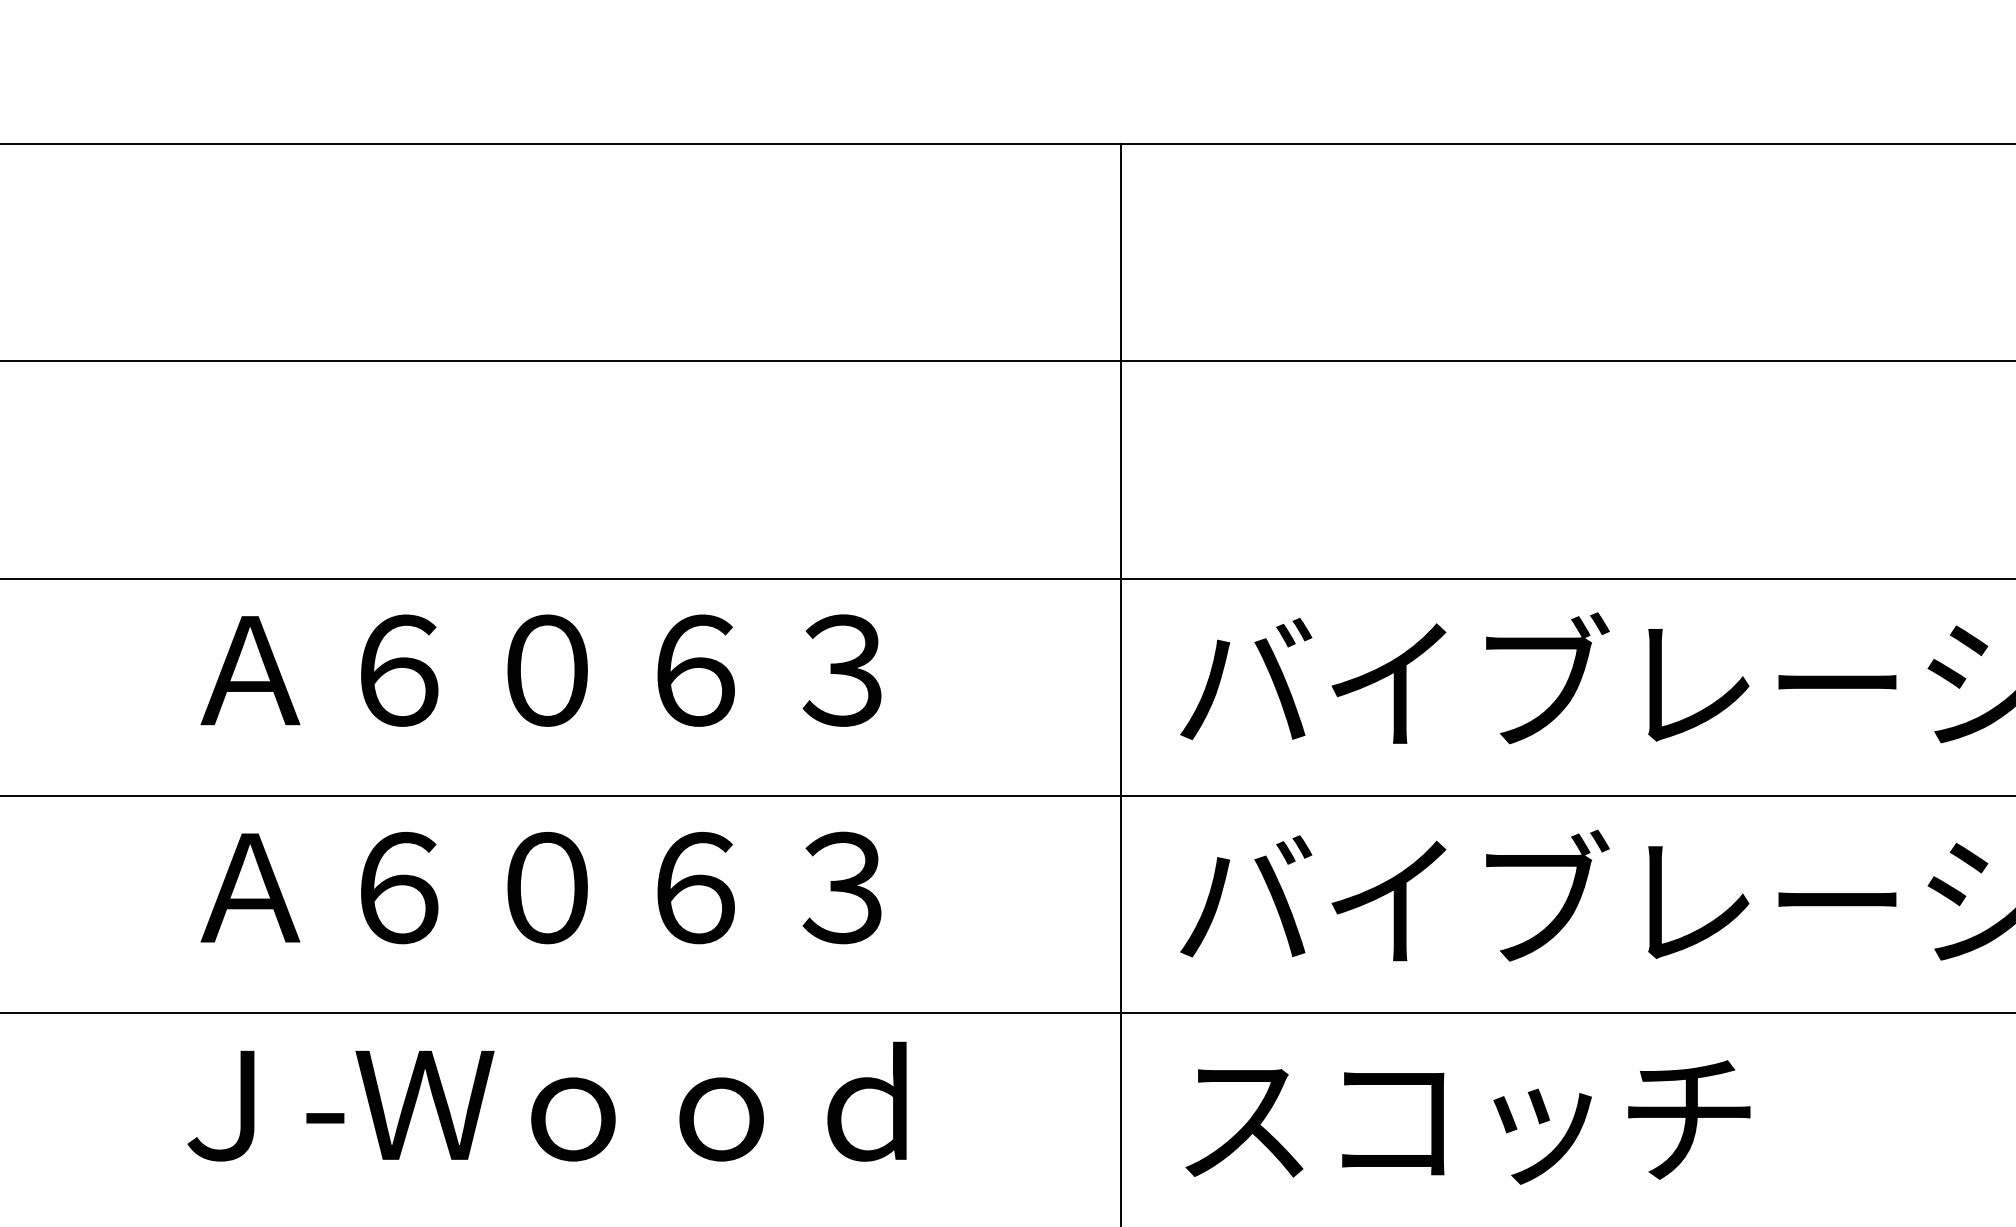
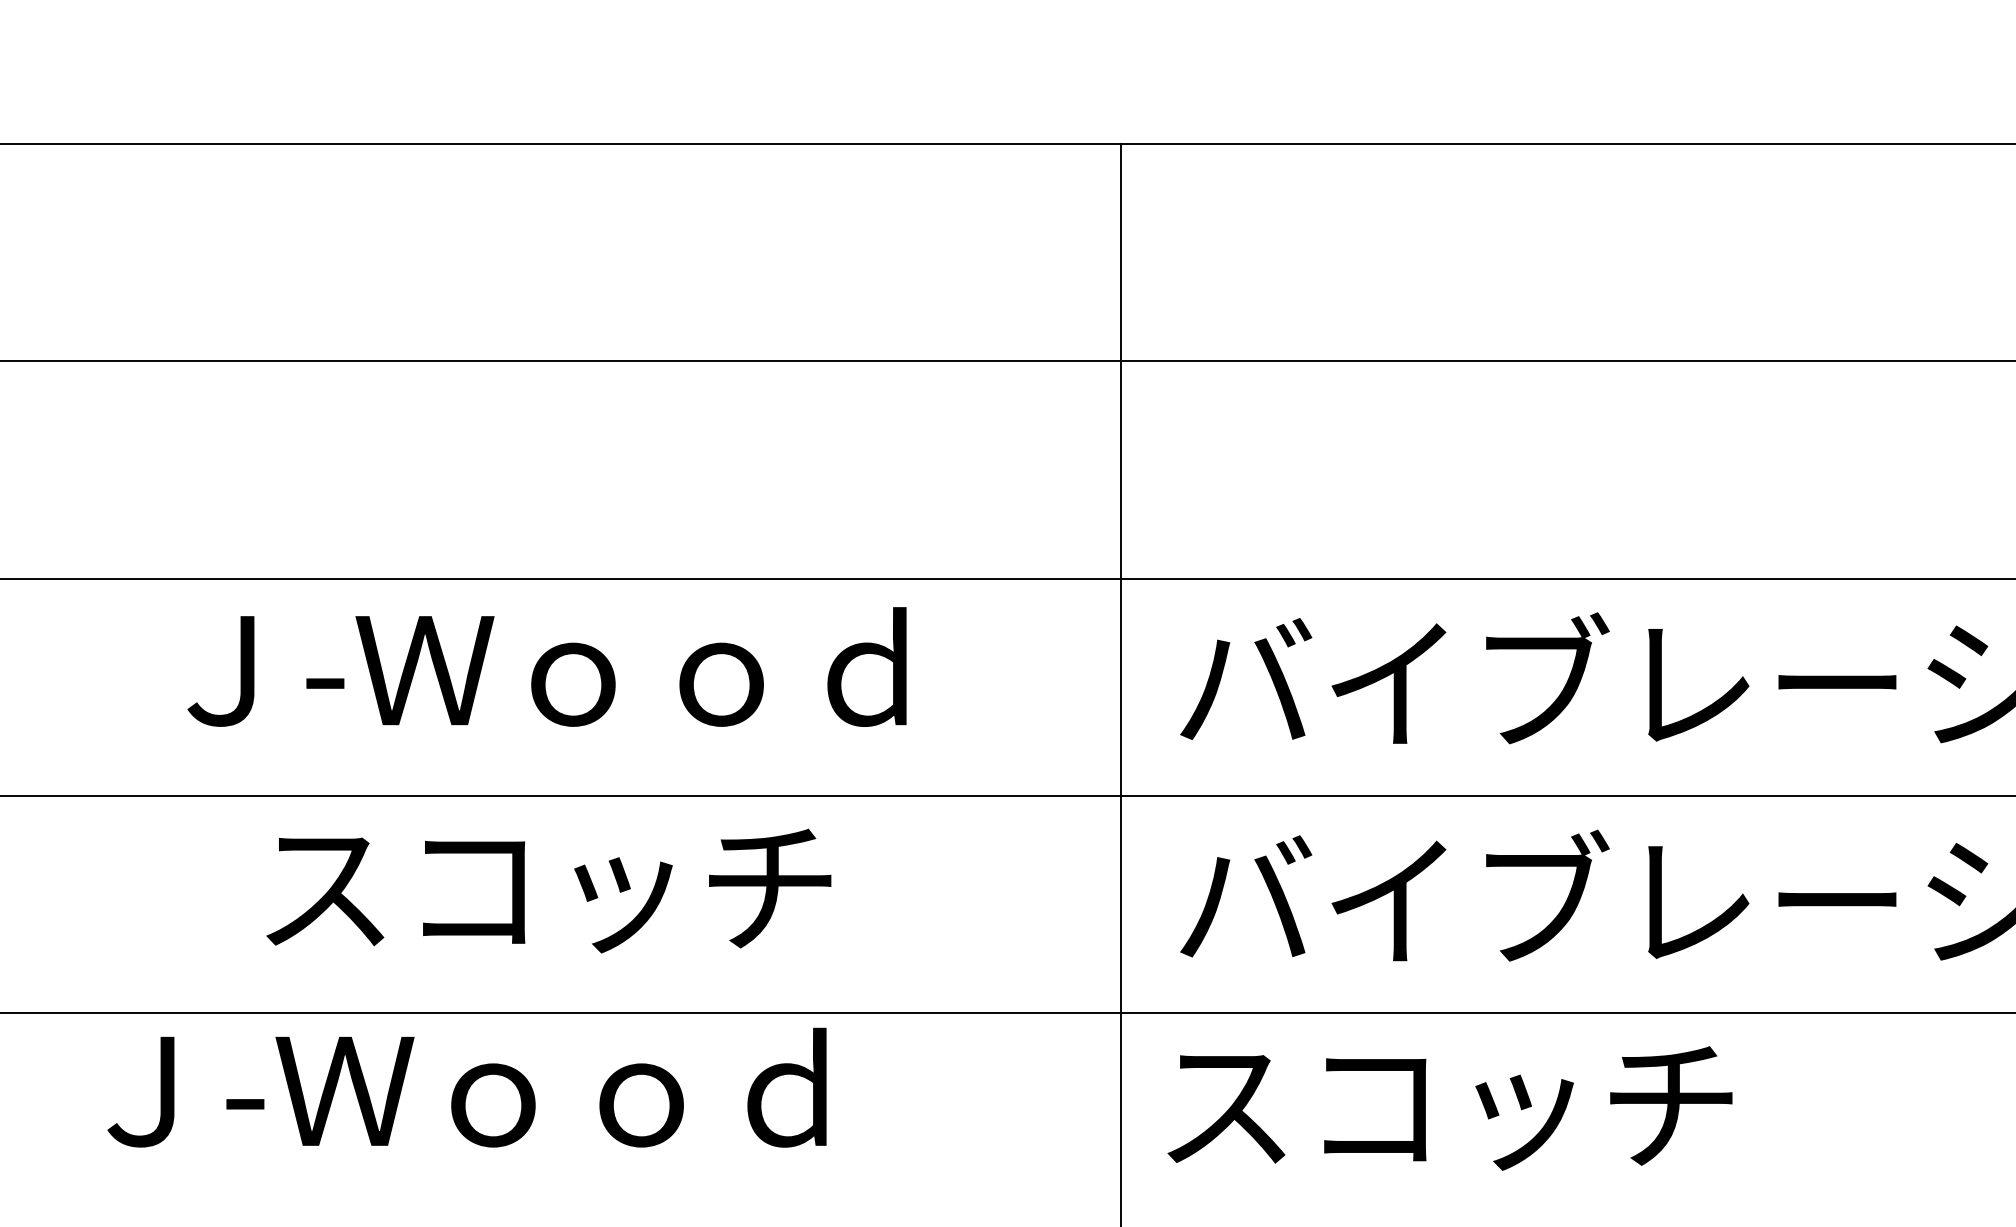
text: Ａ６０６３ -> Ｊ-Ｗｏｏｄ (546, 666)
text: Ａ６０６３ -> スコッチ (540, 890)
text position: (546, 1101) -> (466, 1087) (466, 1087)
text position: (1467, 1122) -> (1449, 1108) (1449, 1108)
